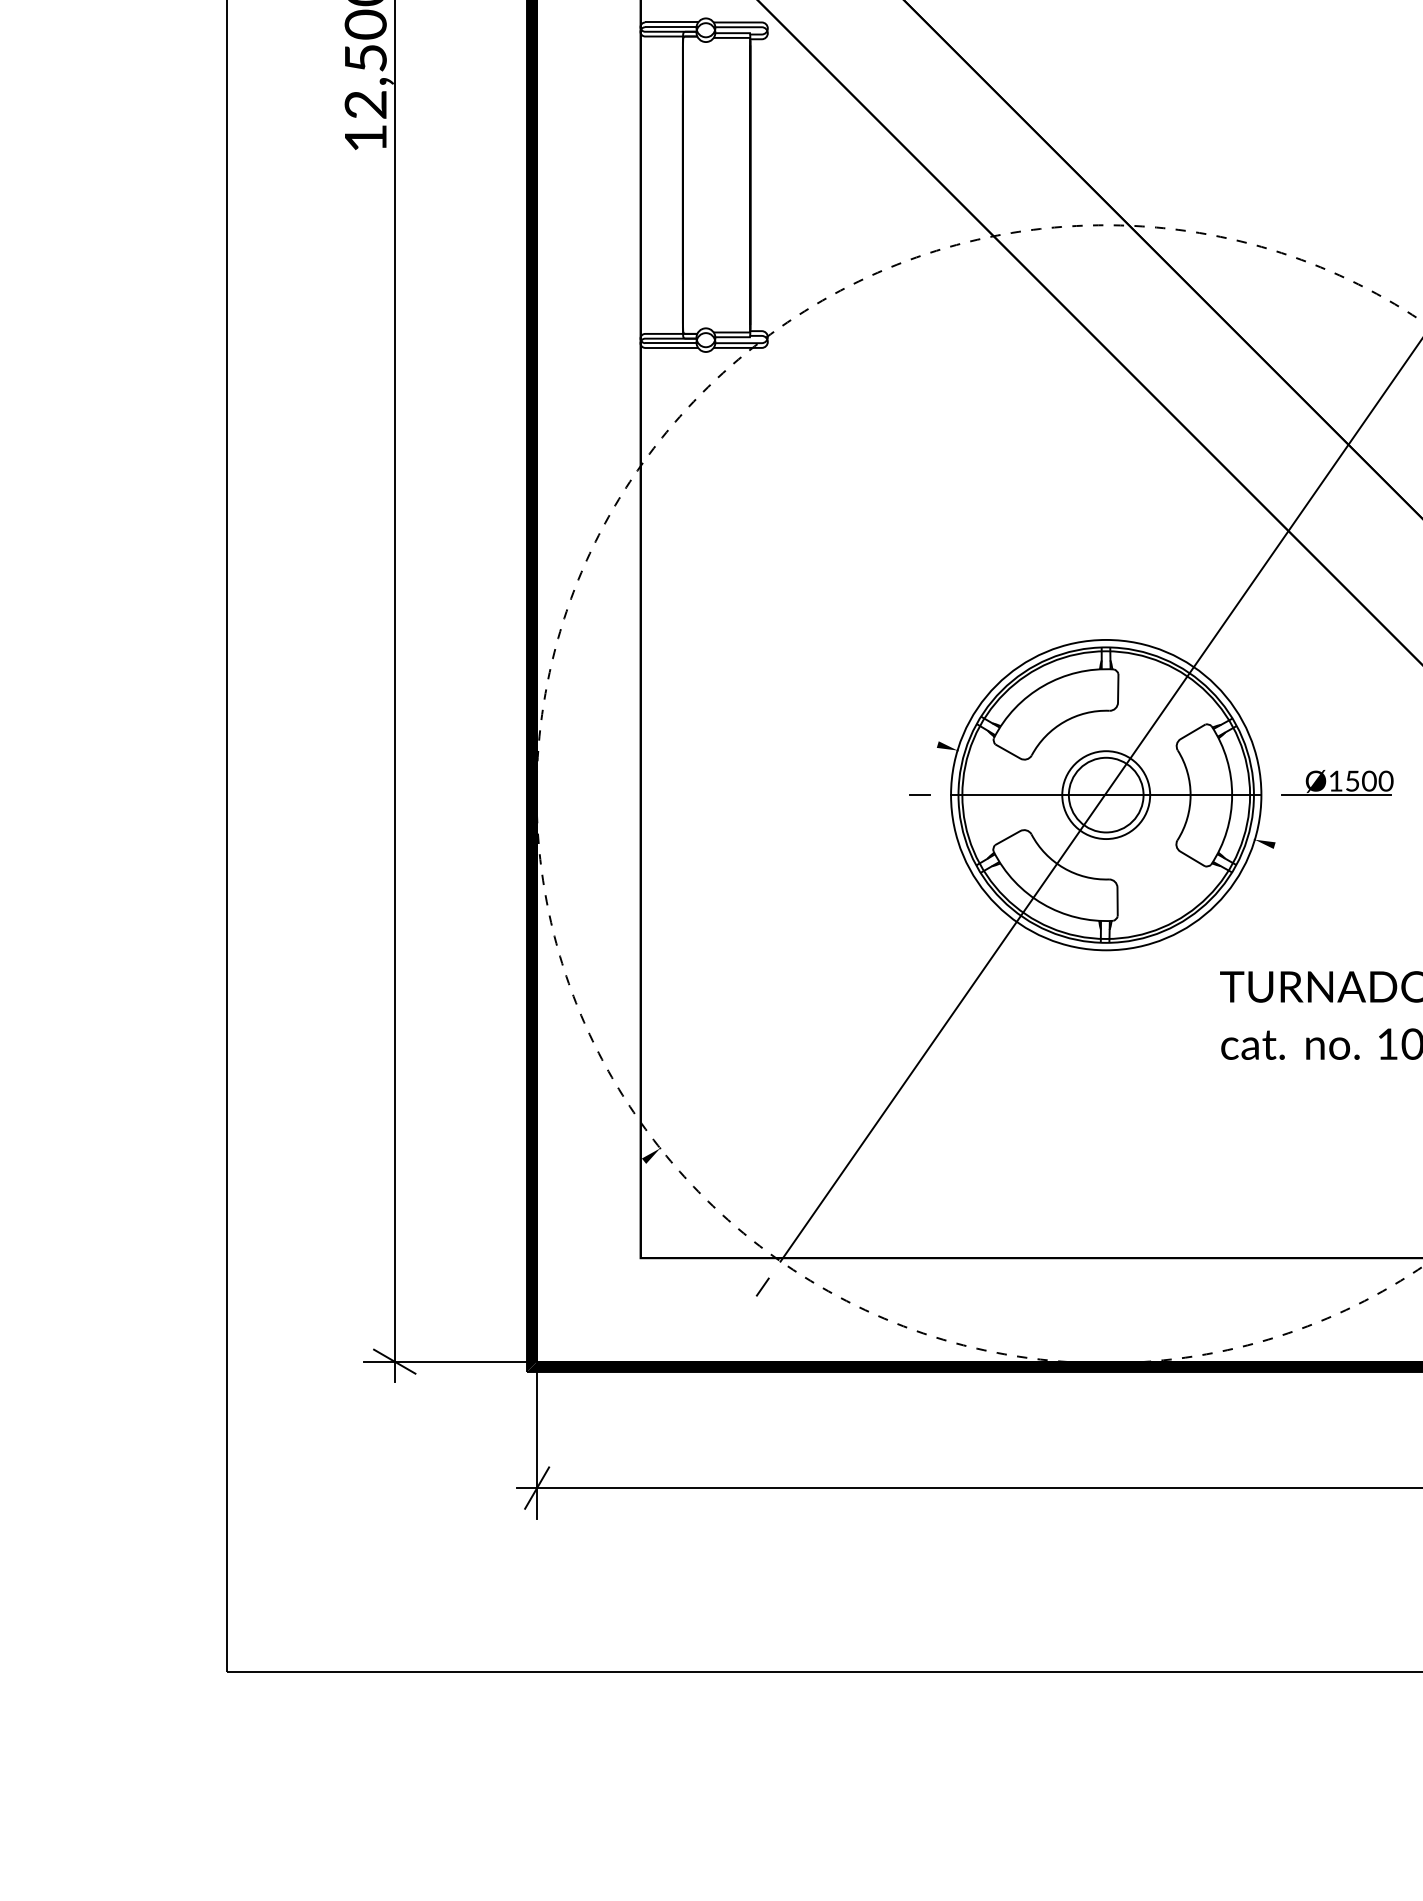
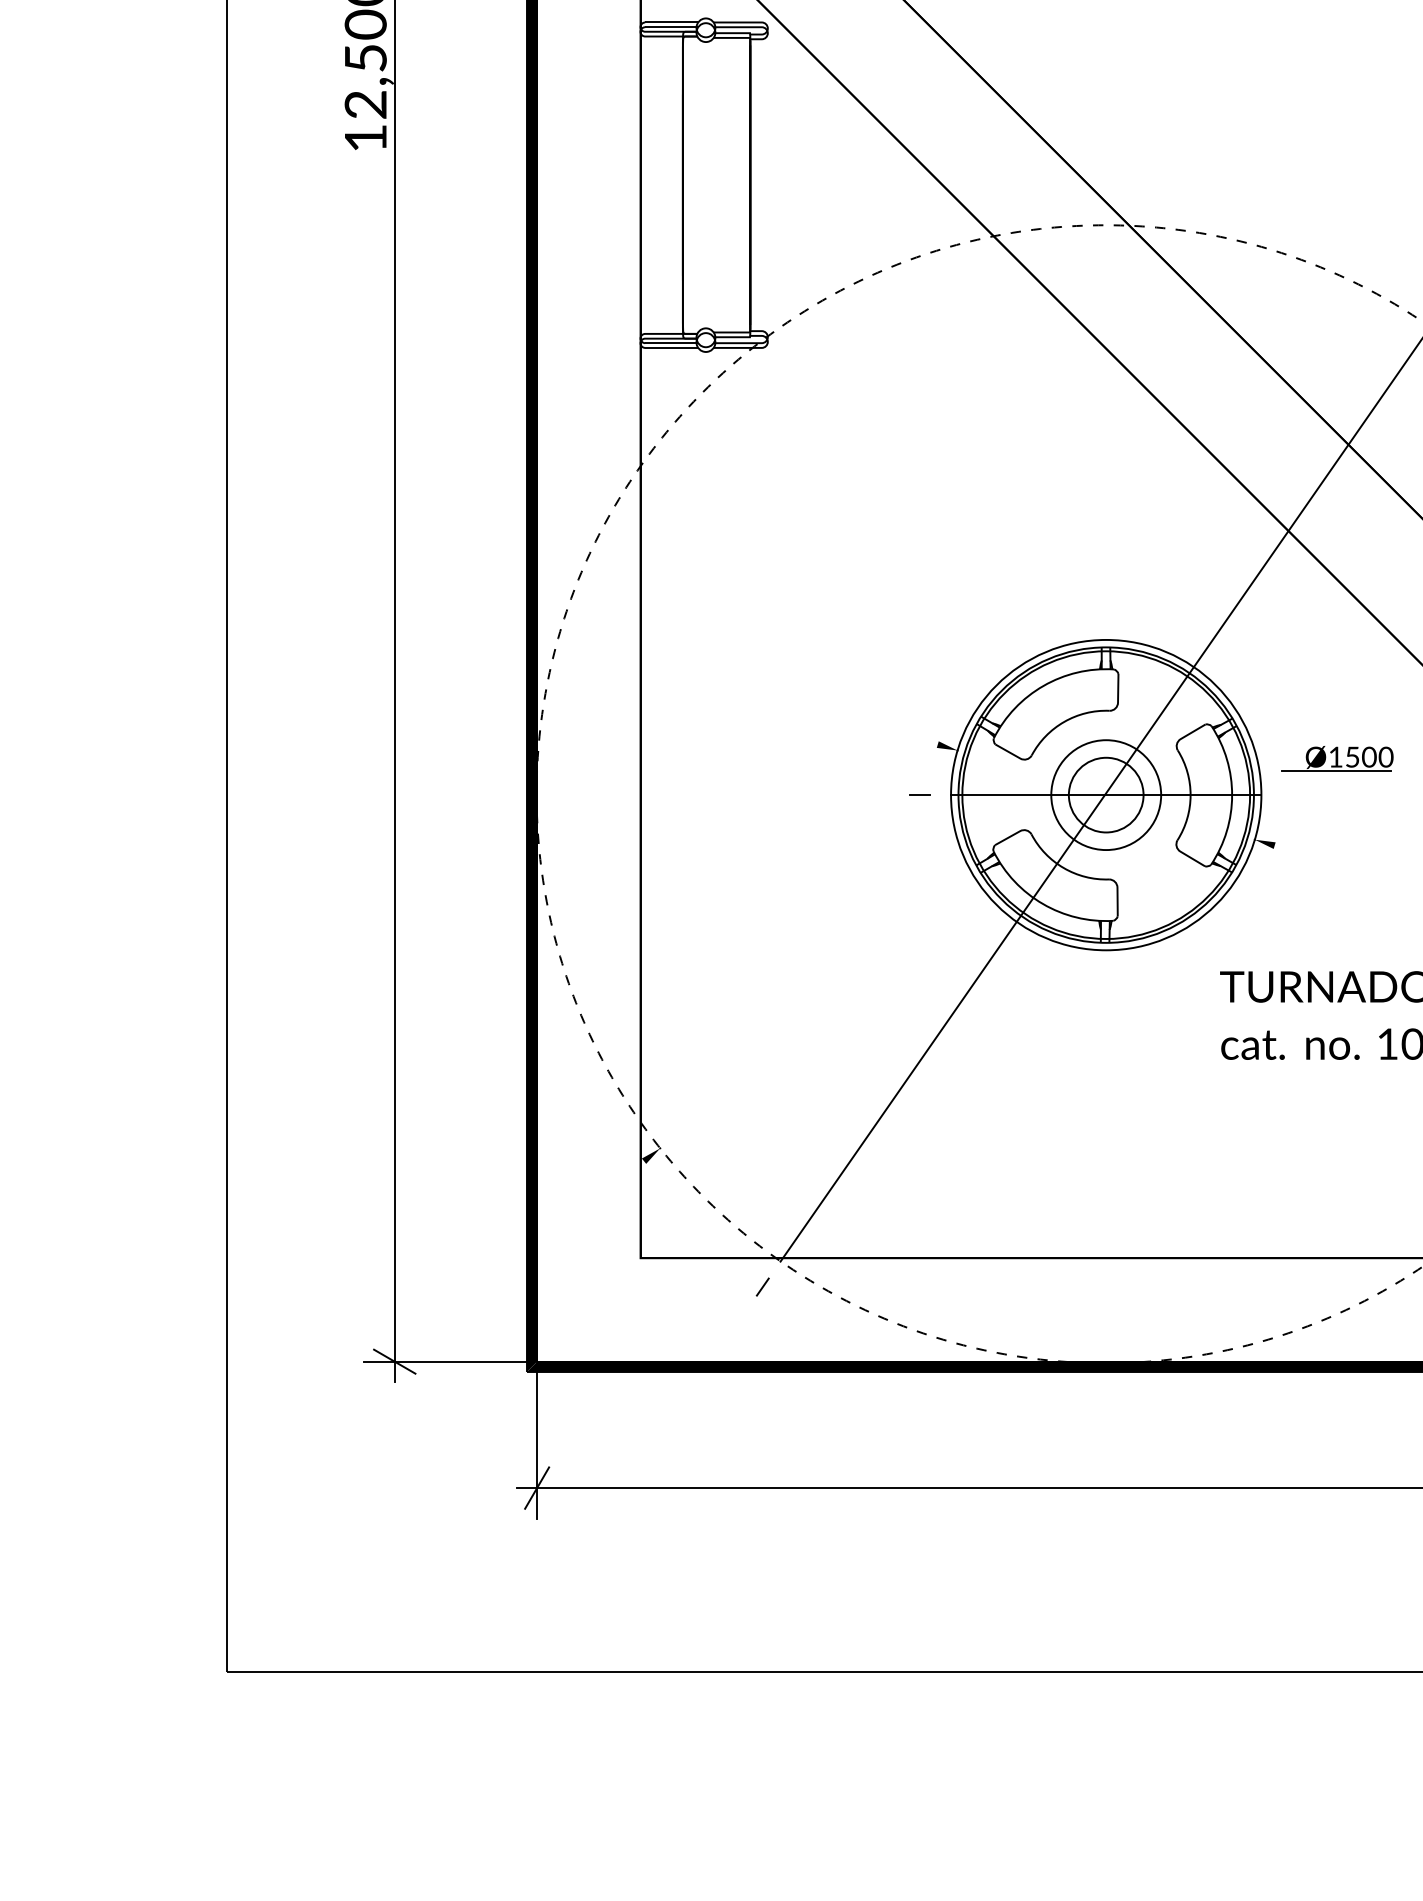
part position: (1337, 782) -> (1337, 758) (1337, 758)
circle diameter: 88 px -> 110 px (1106, 795)
